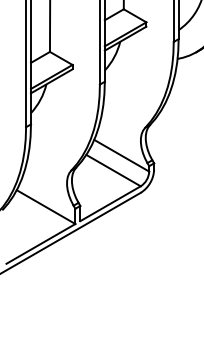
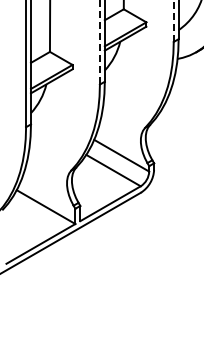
line: solid -> dashed (173, 21)
line: solid -> dashed (99, 42)
